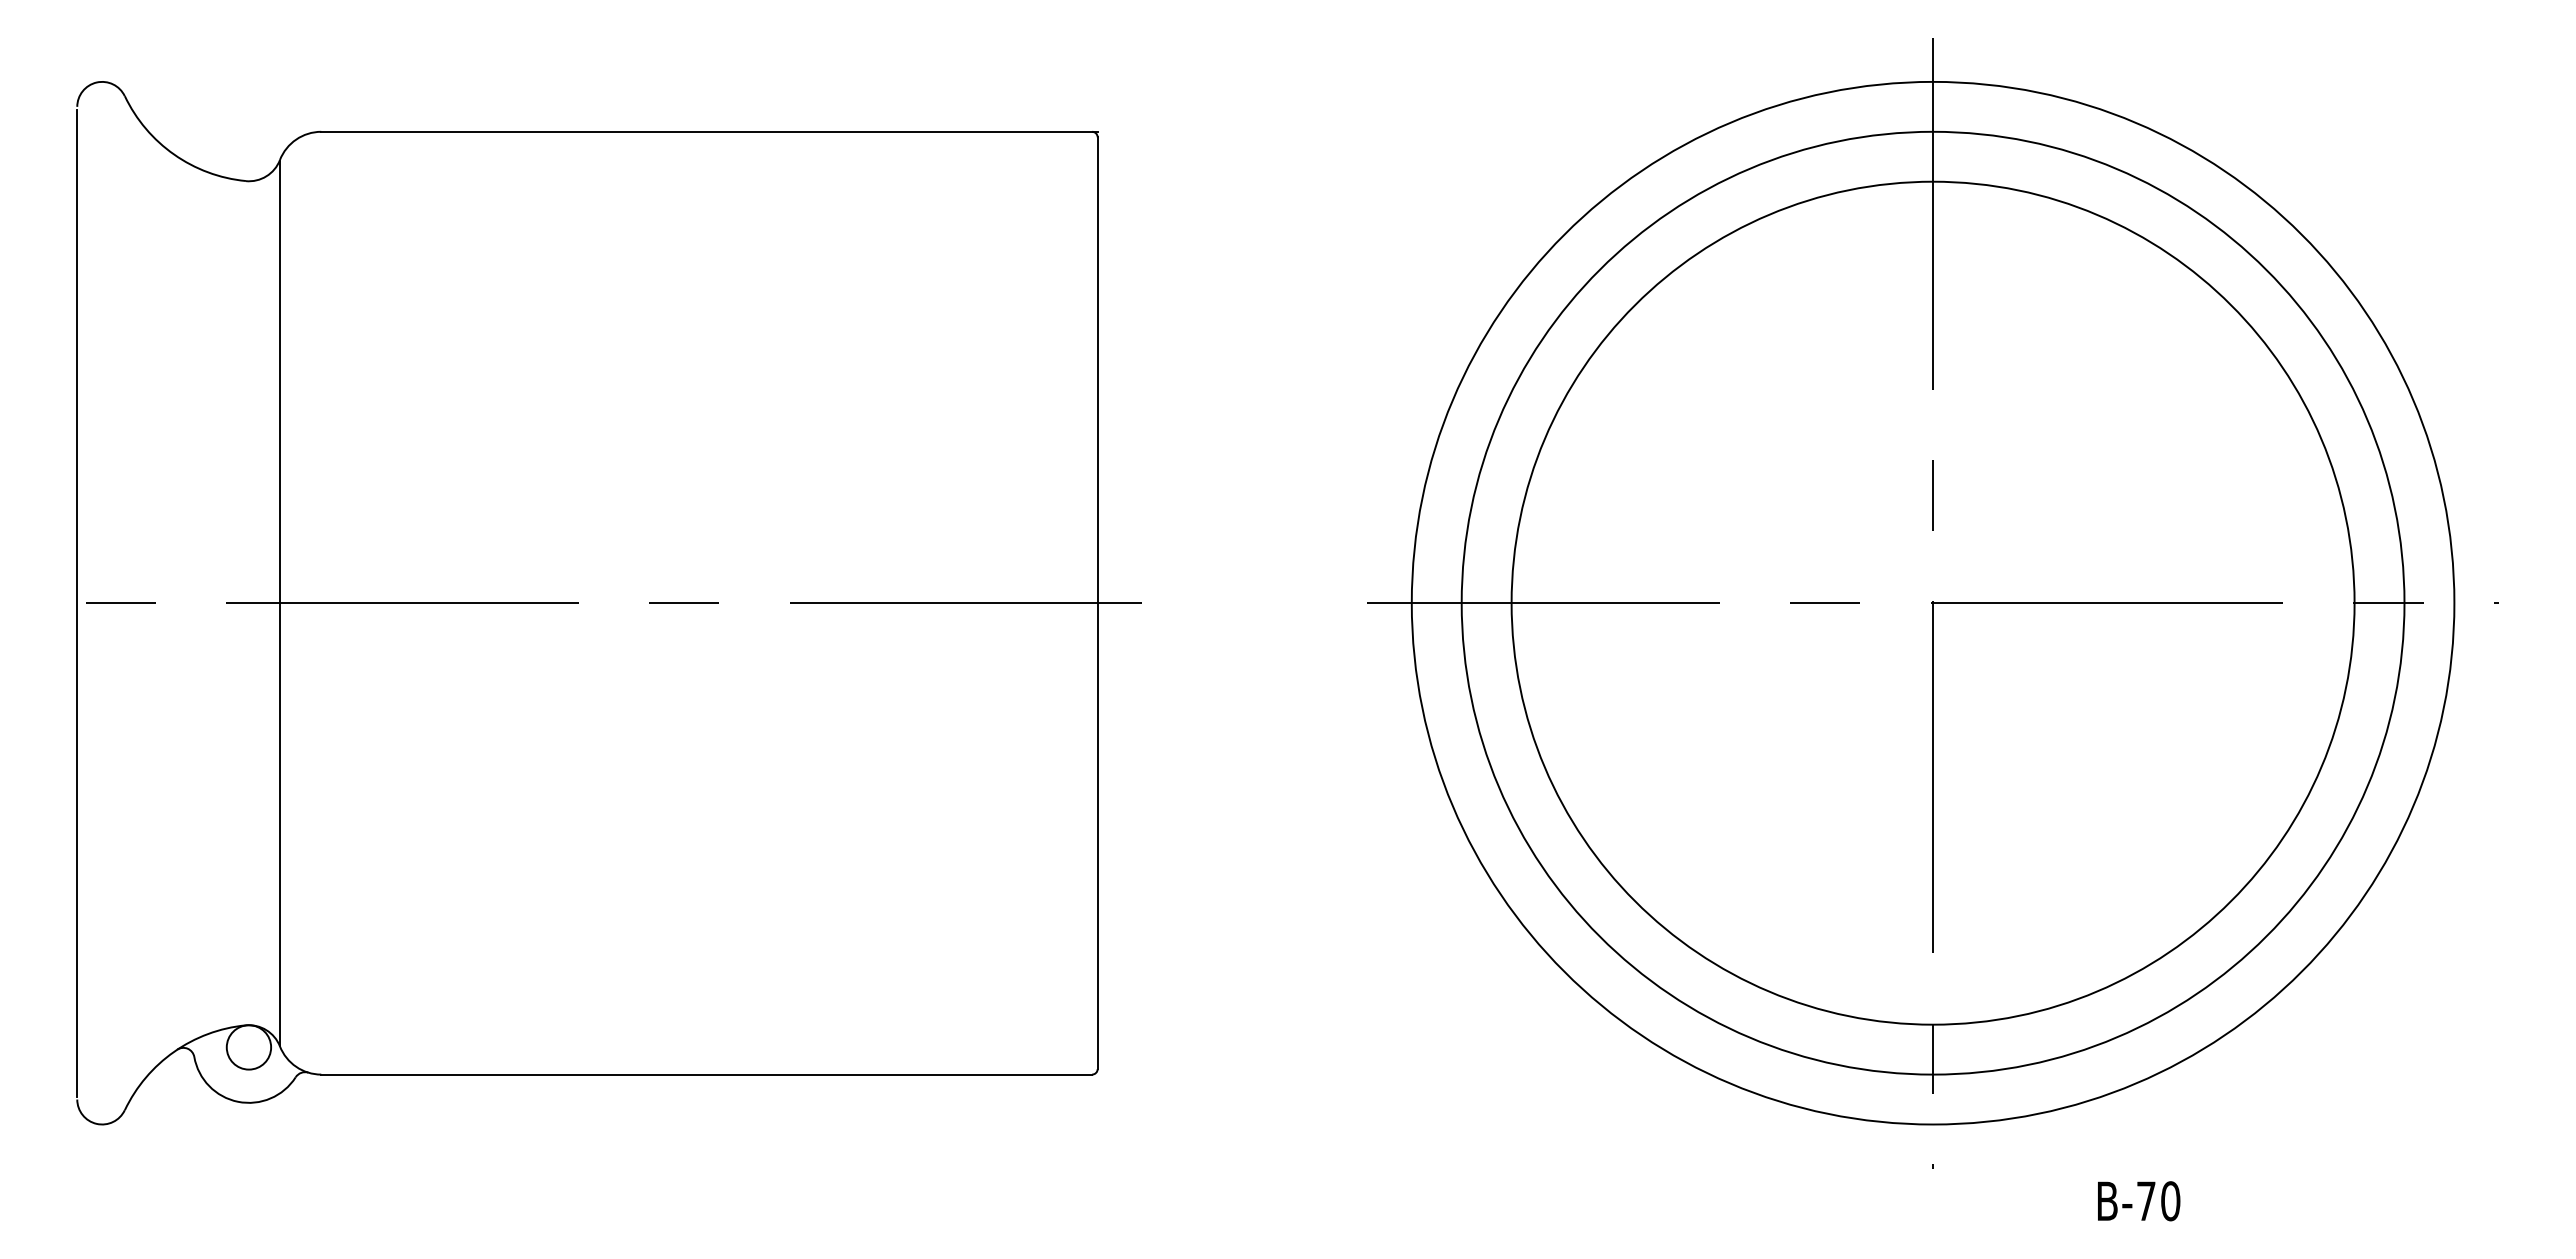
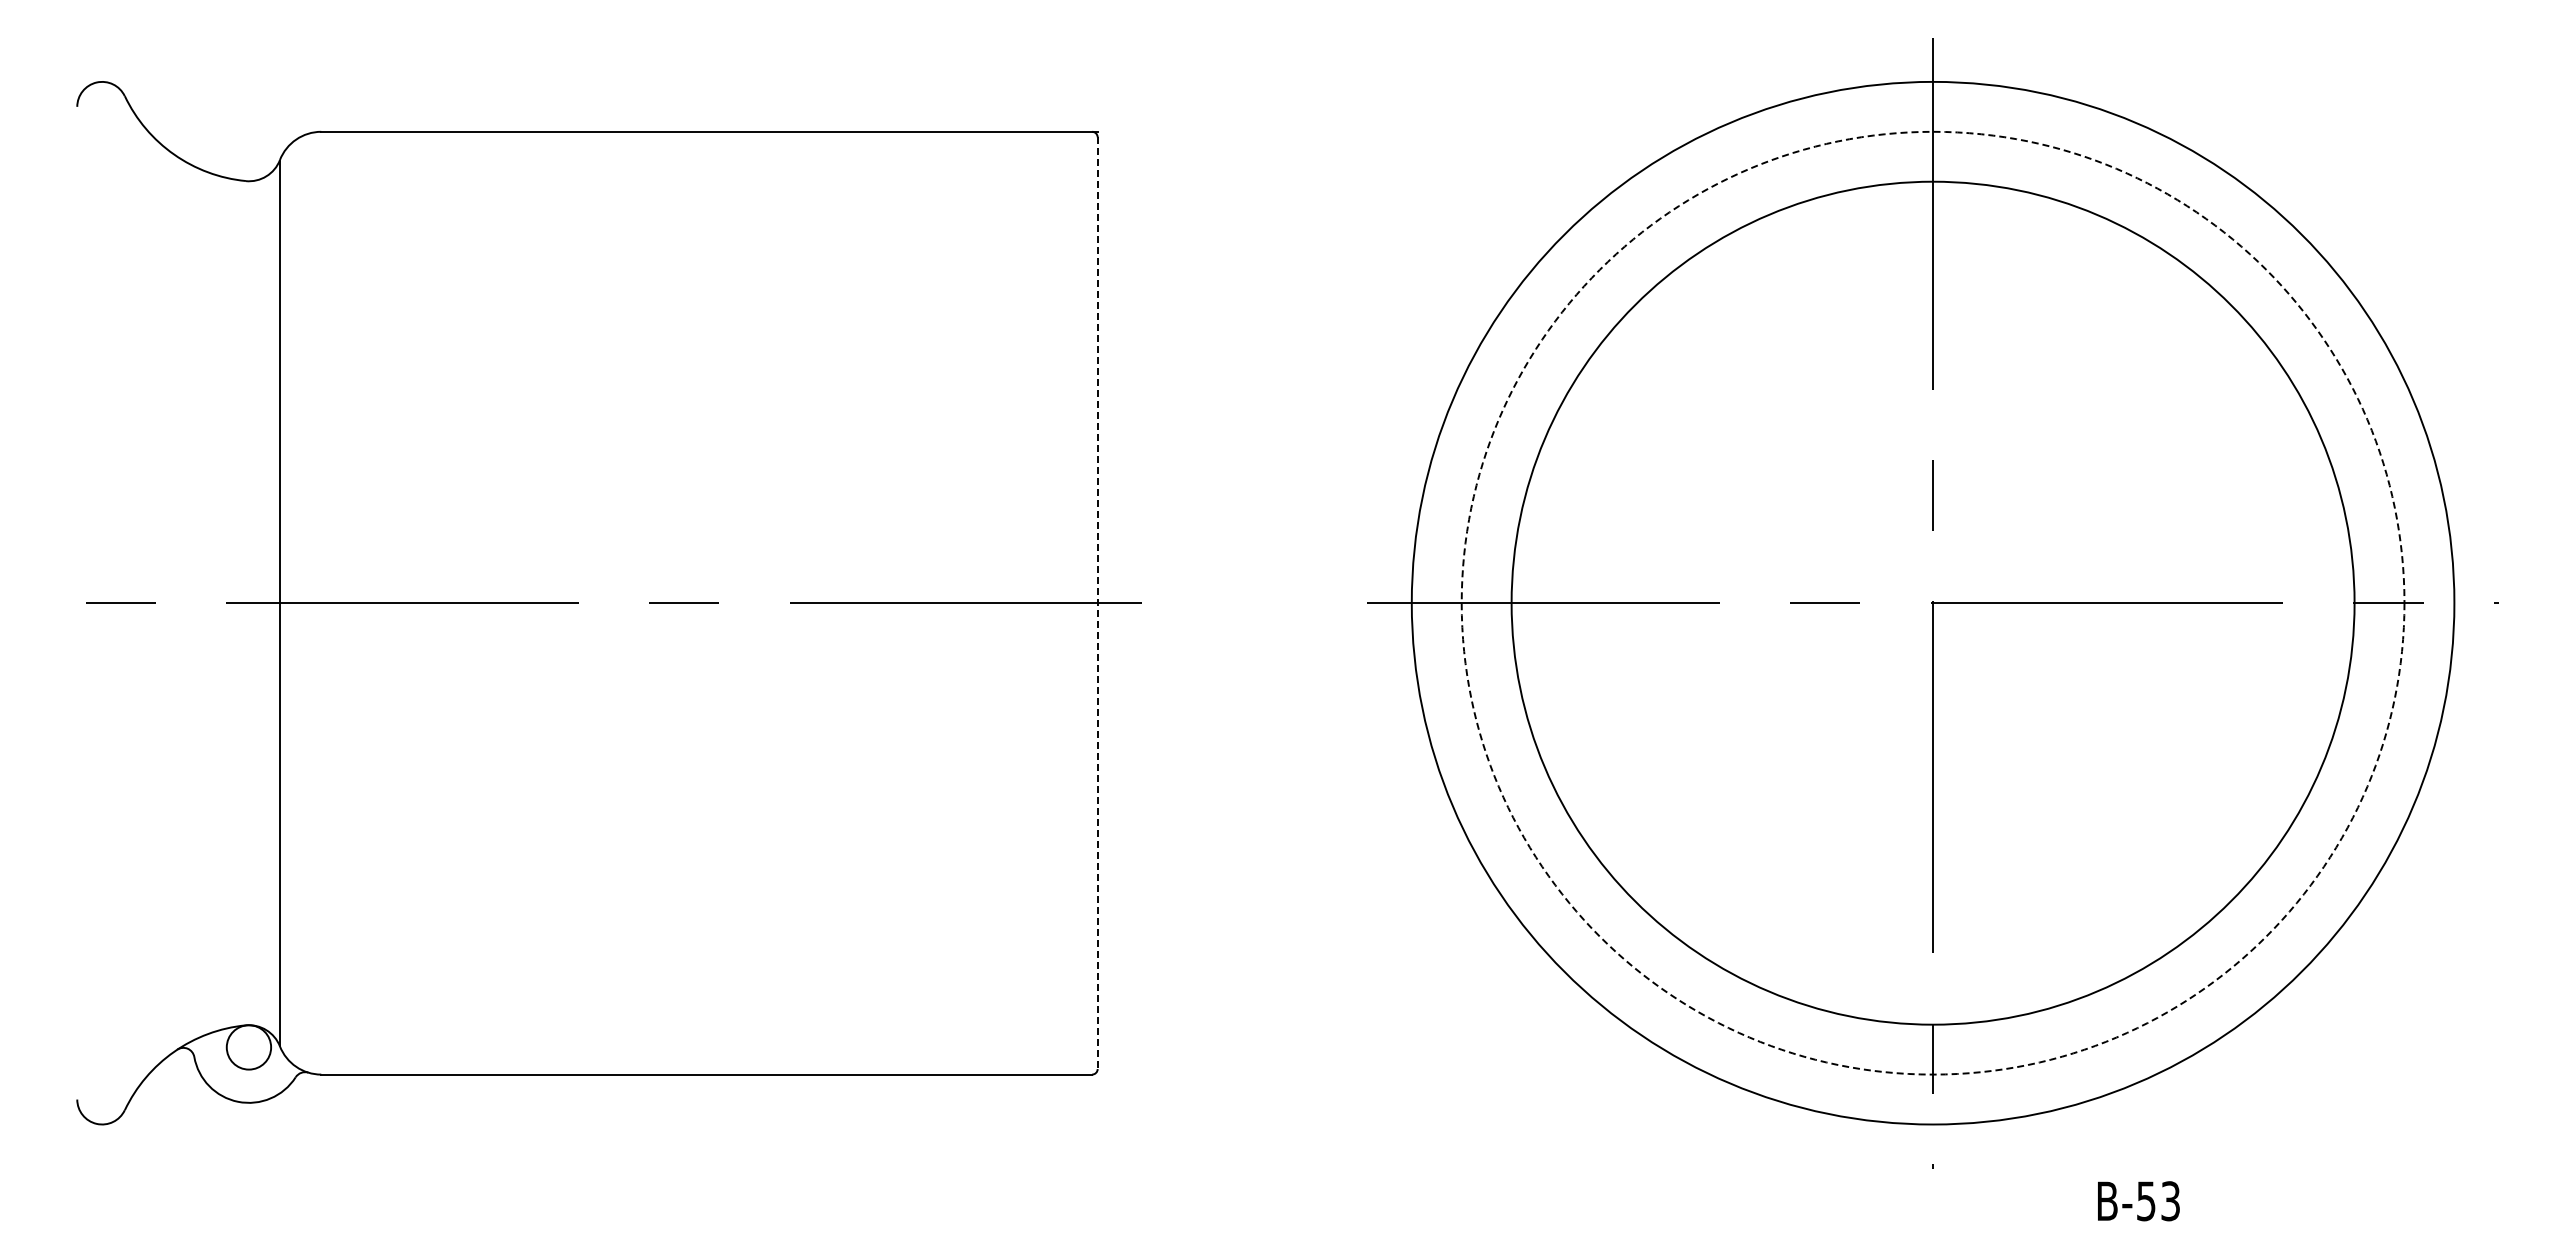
line: present -> none (77, 602)
circle: solid -> dashed (1932, 602)
line: solid -> dashed (1097, 603)
text: B-70 -> B-53 (2158, 1201)
